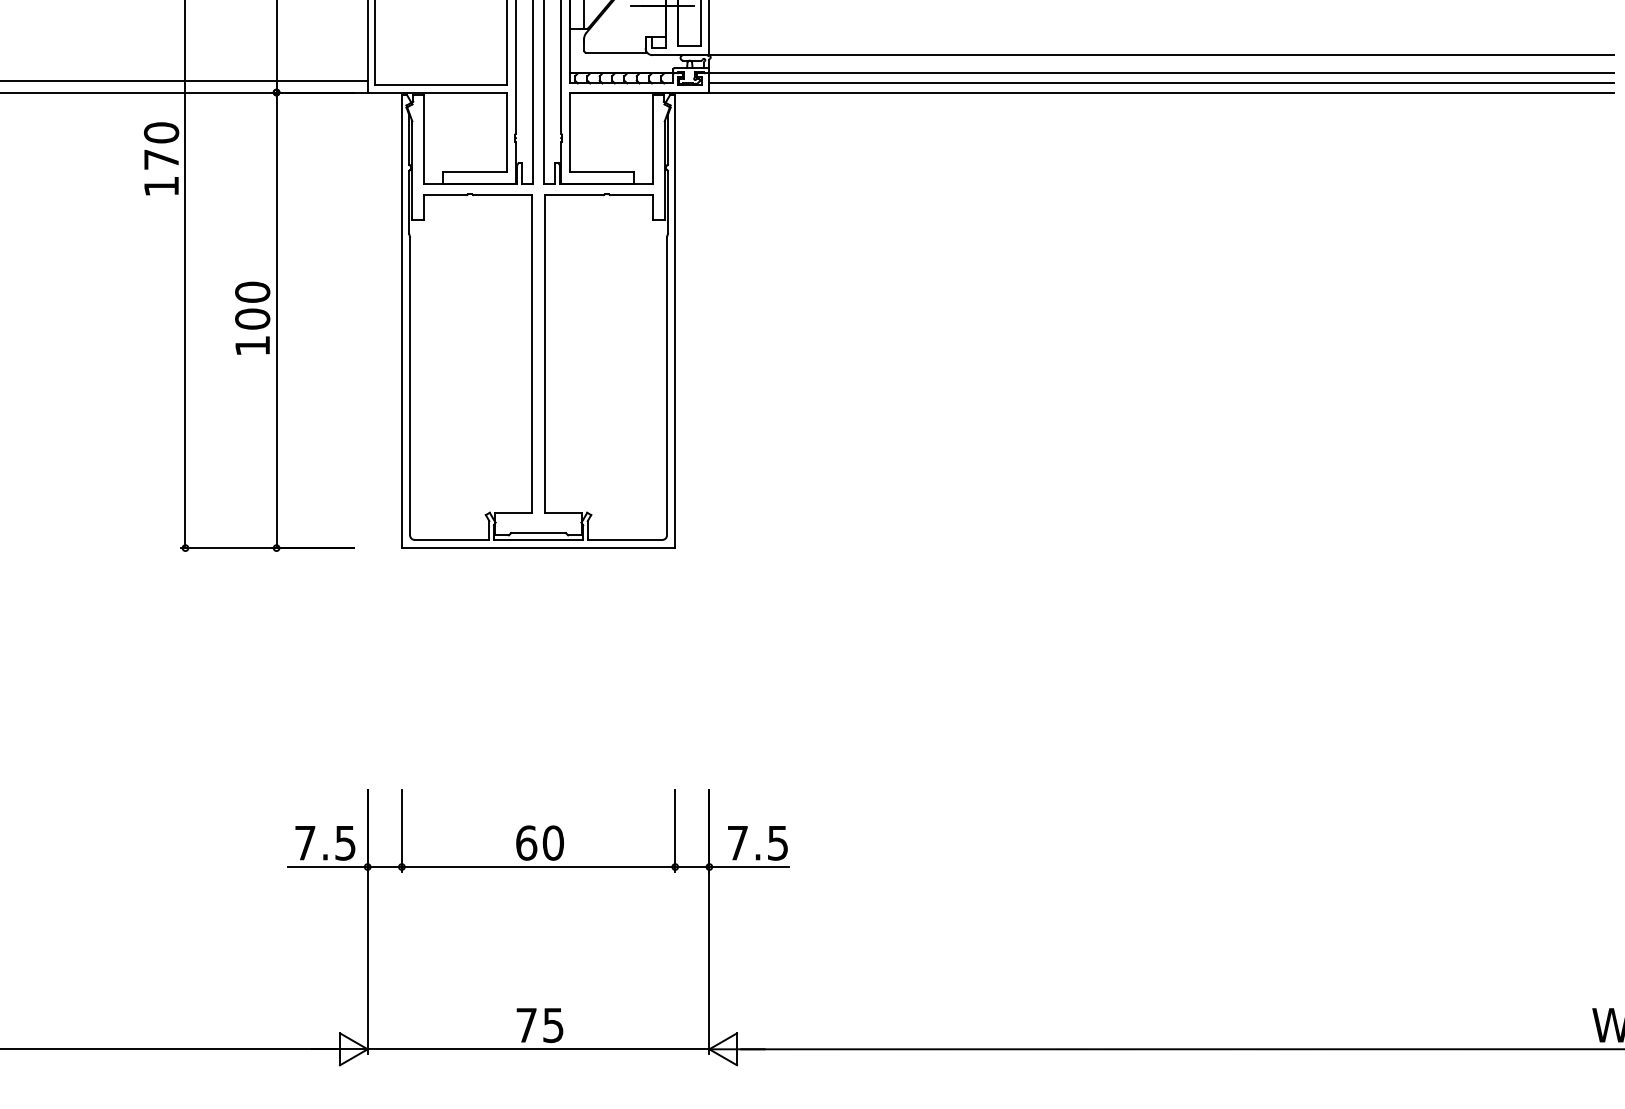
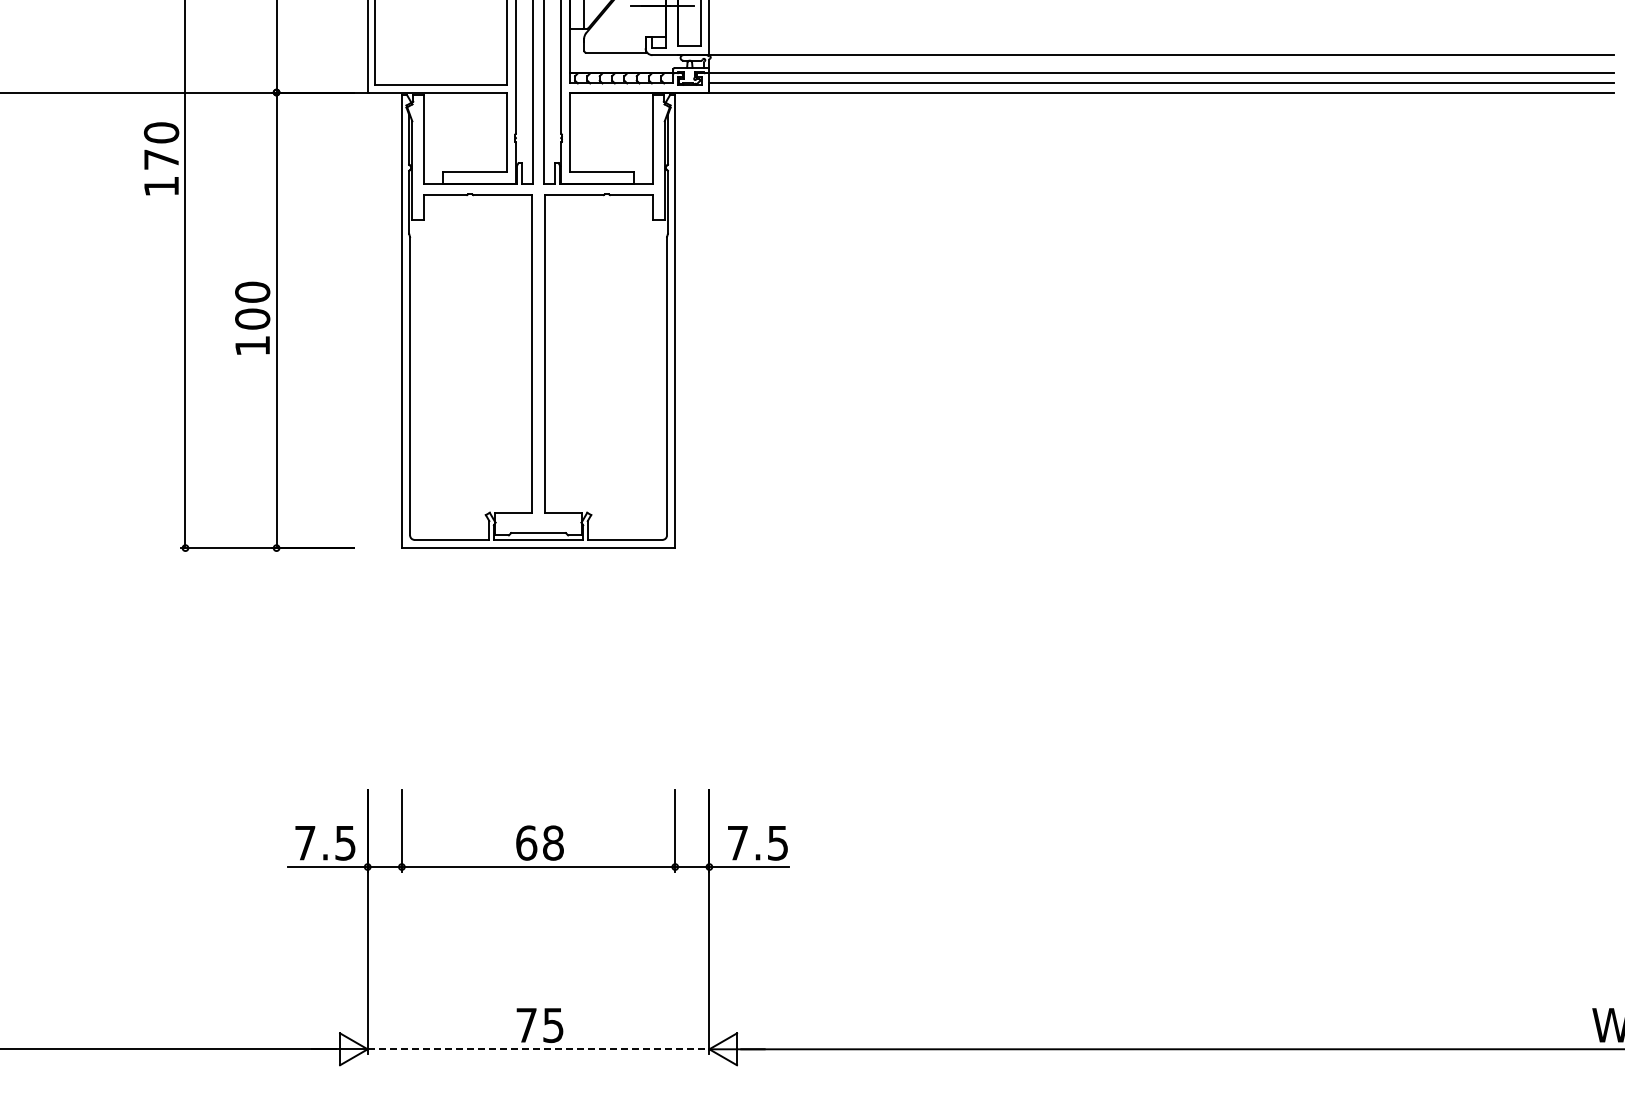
line: present -> none (184, 81)
text: 60 -> 68 (552, 842)
line: solid -> dashed (538, 1049)
